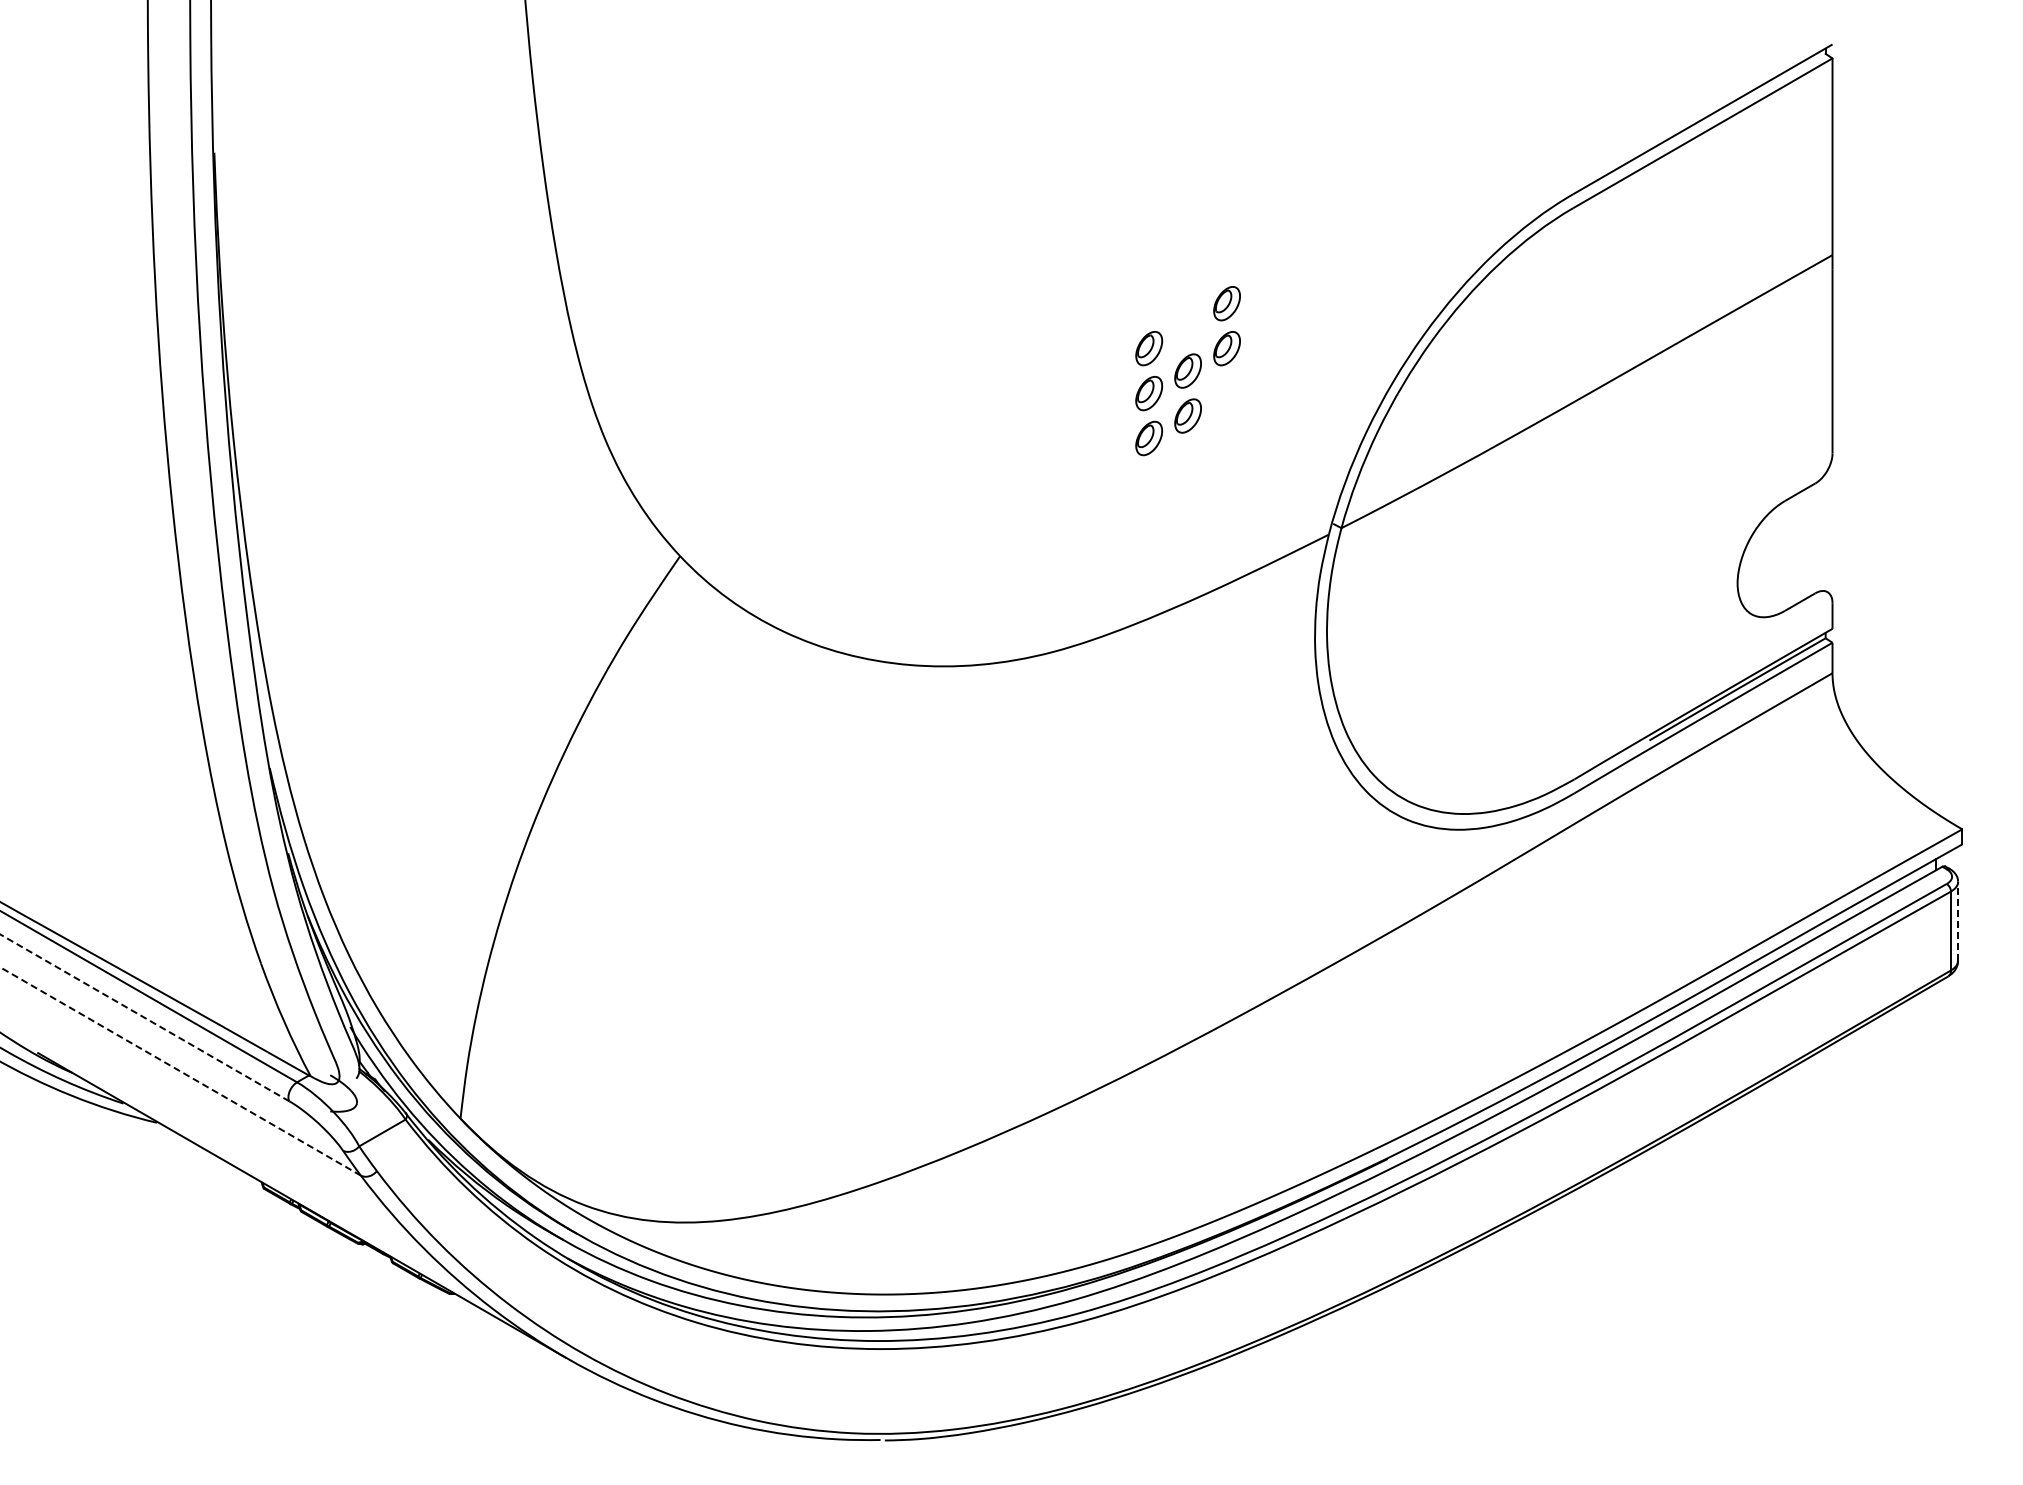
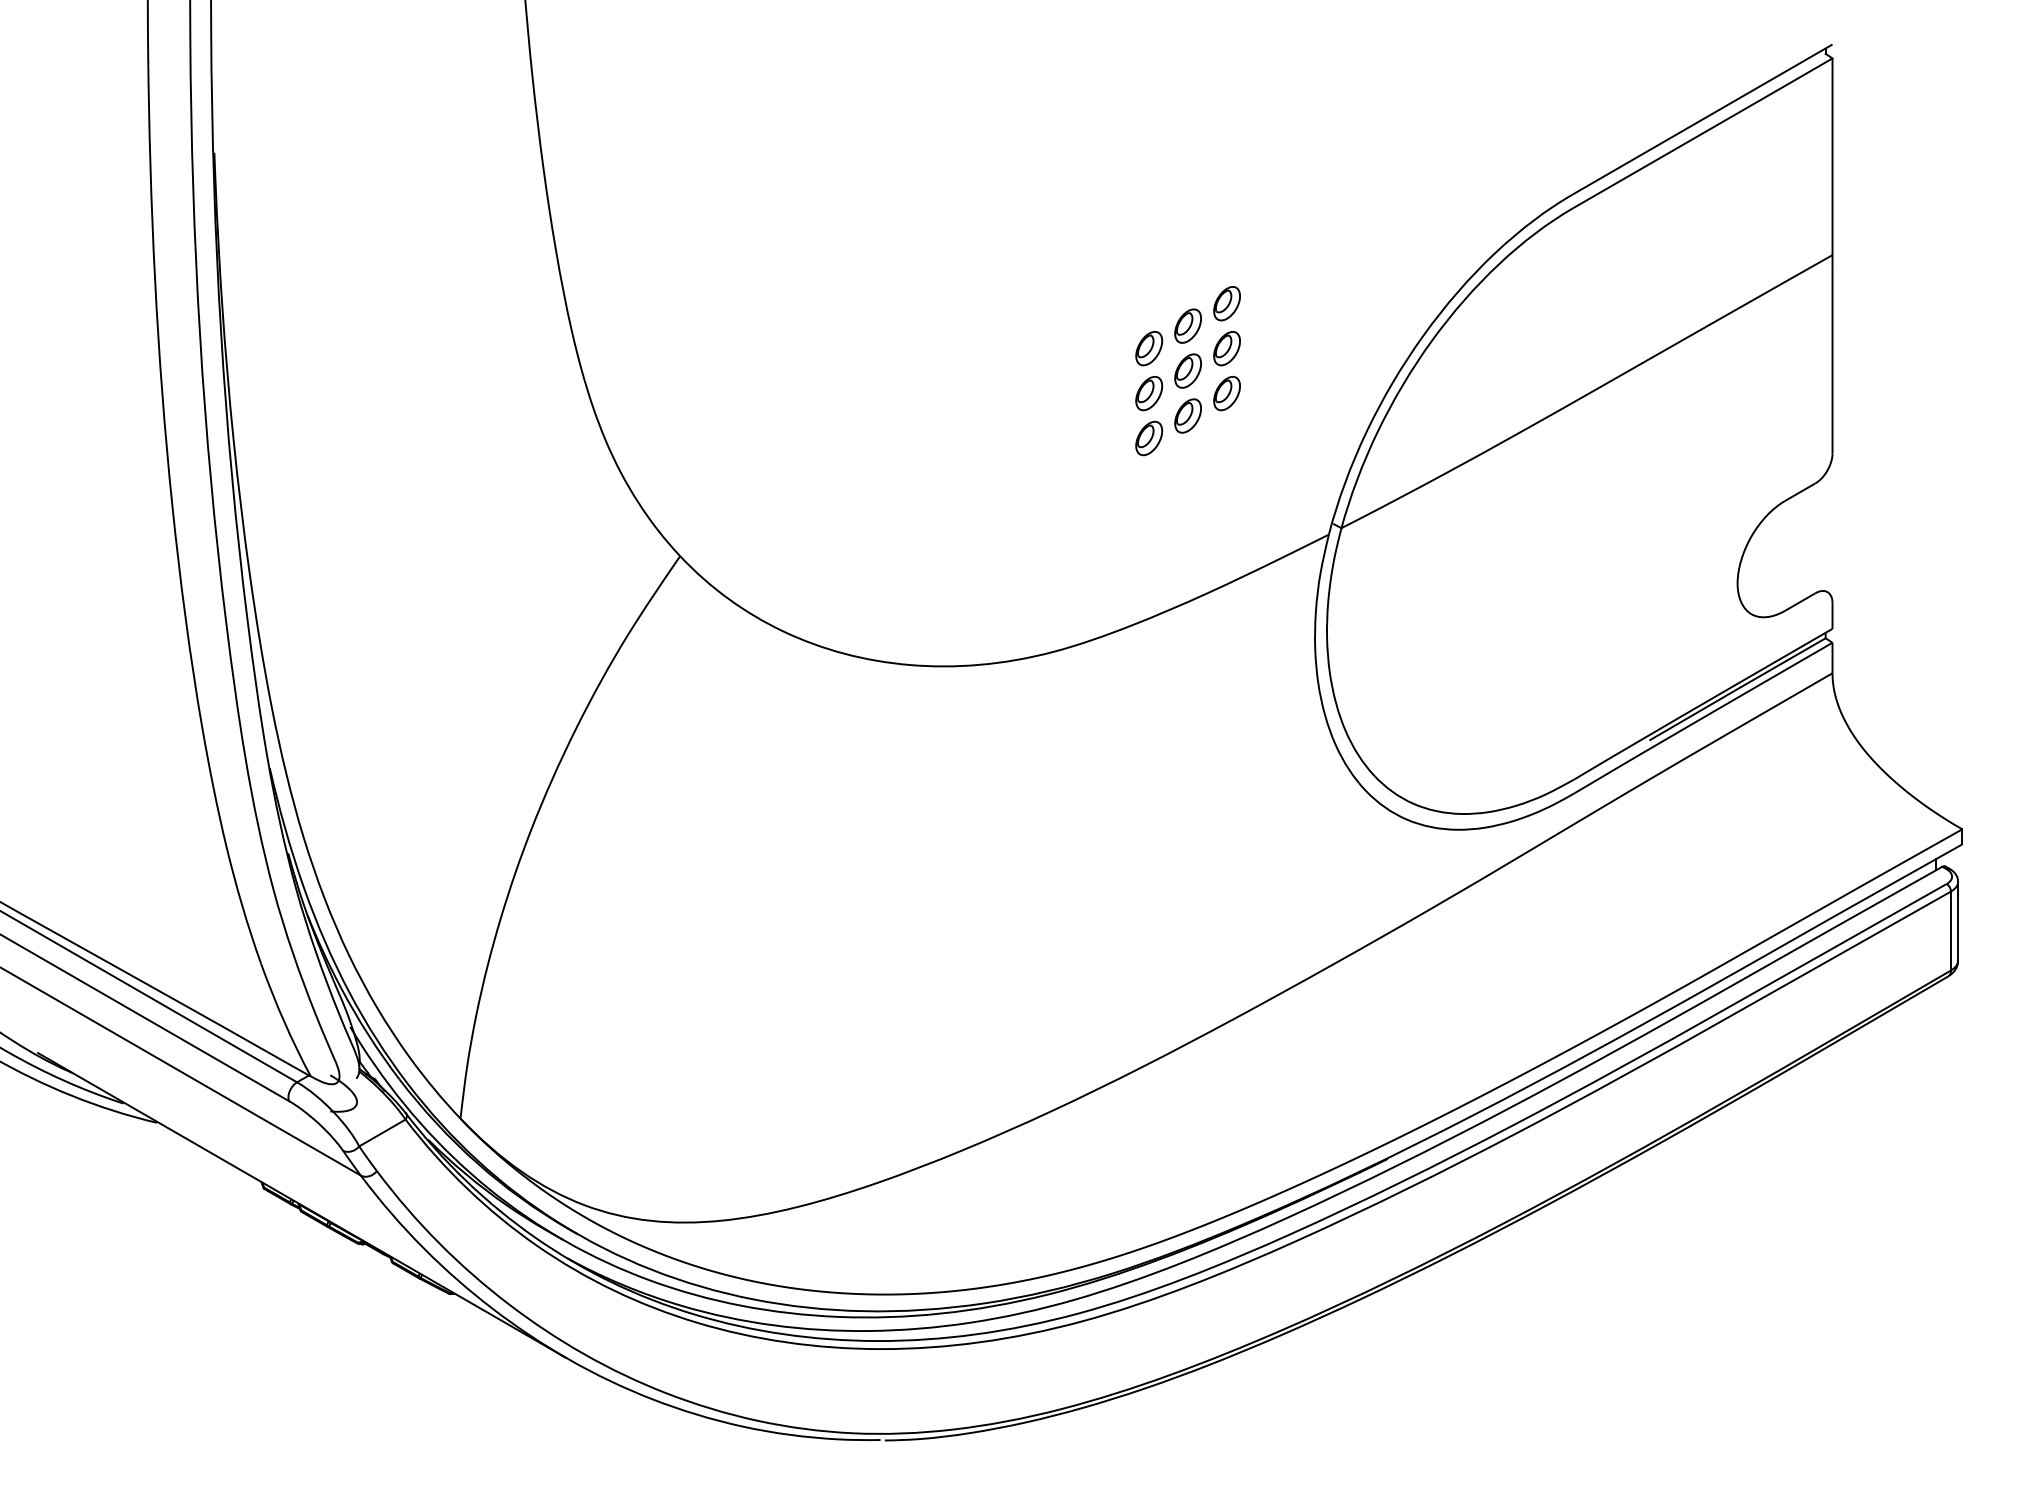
part: none -> present (1187, 325)
part: none -> present (1226, 393)
line: dashed -> solid (1958, 920)
line: dashed -> solid (145, 1017)
line: dashed -> solid (180, 1071)
